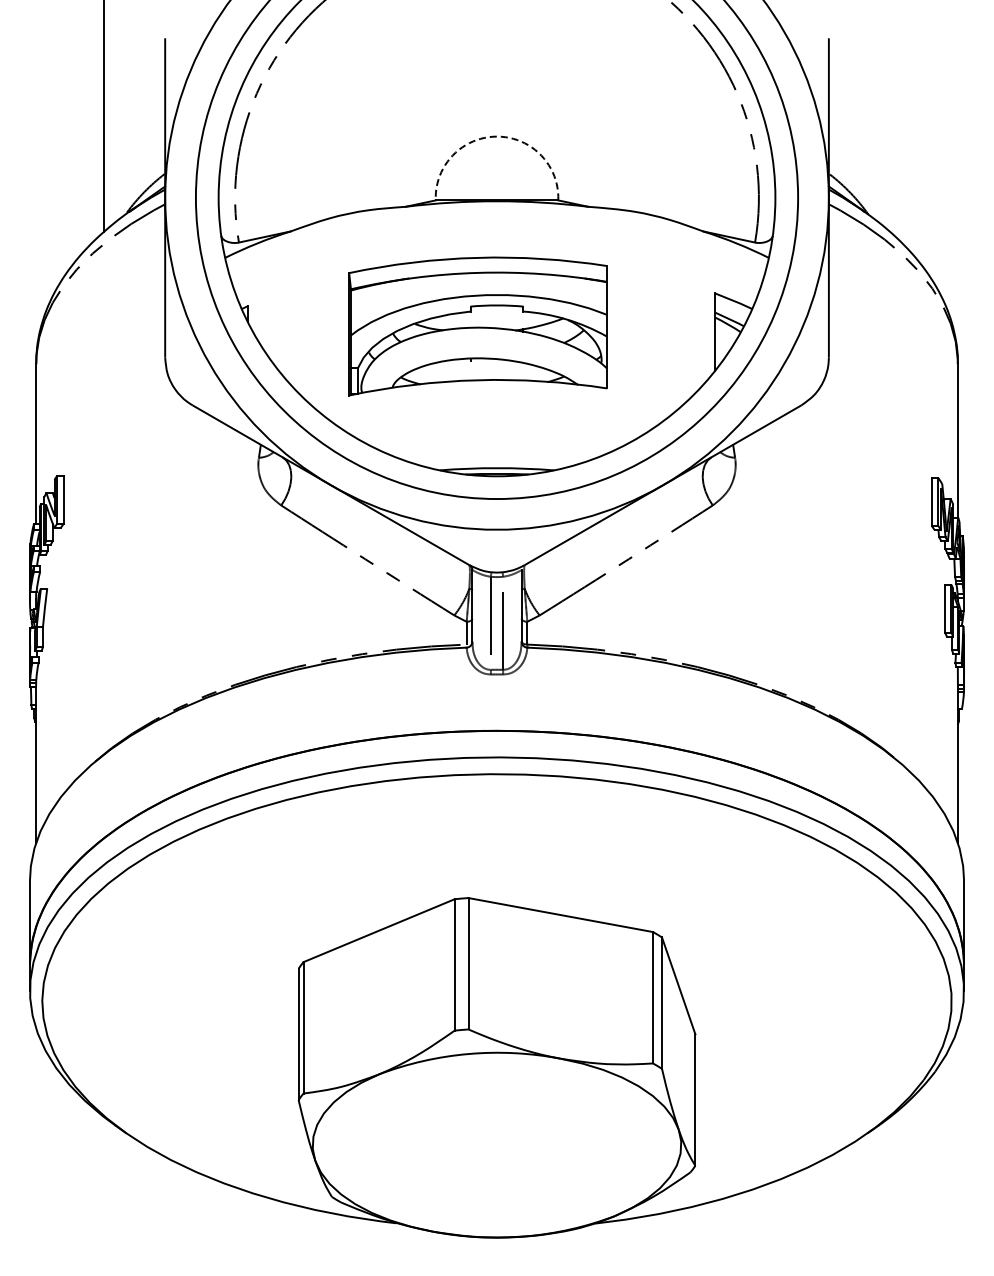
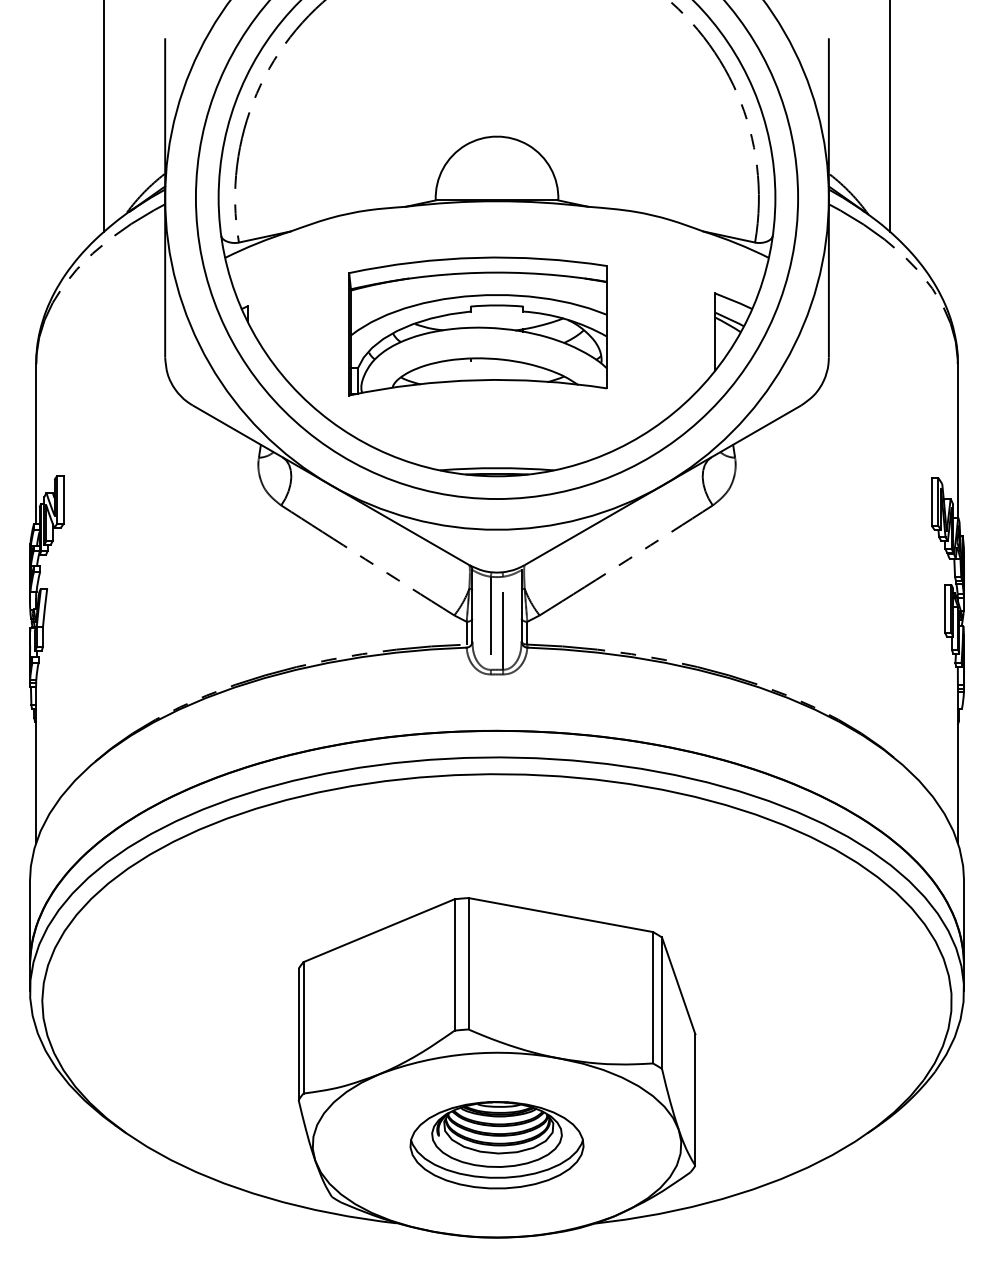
line: none -> present (890, 117)
arc: dashed -> solid (497, 136)
part: none -> present (496, 1145)
